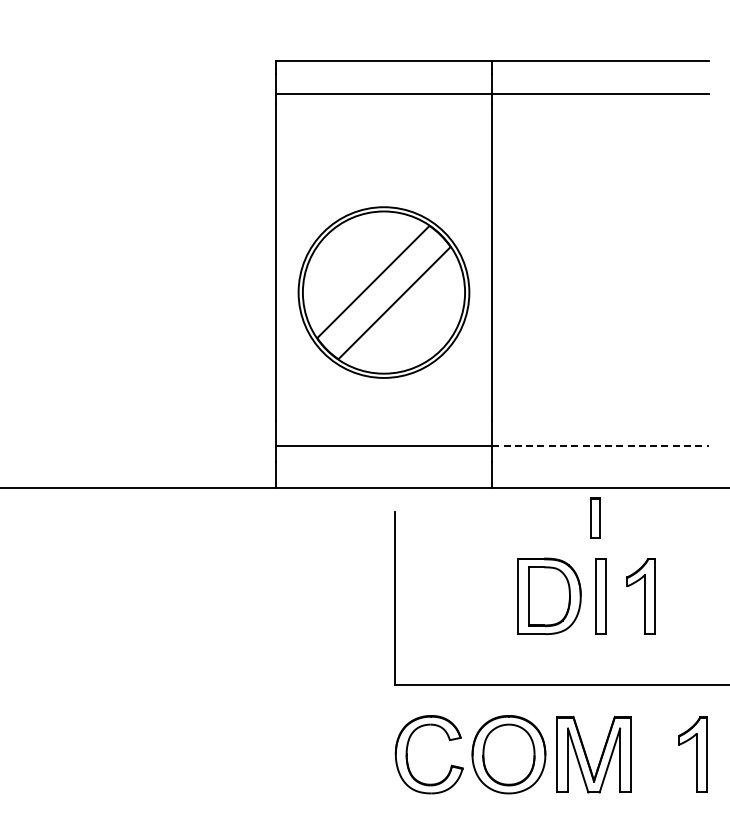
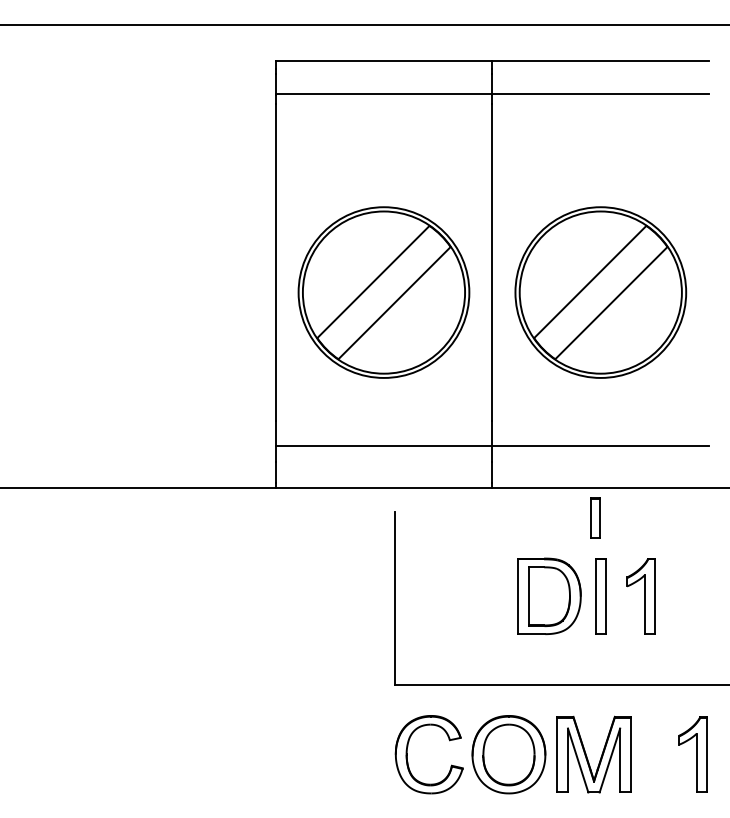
line: none -> present (364, 24)
part: none -> present (600, 292)
line: dashed -> solid (601, 446)
